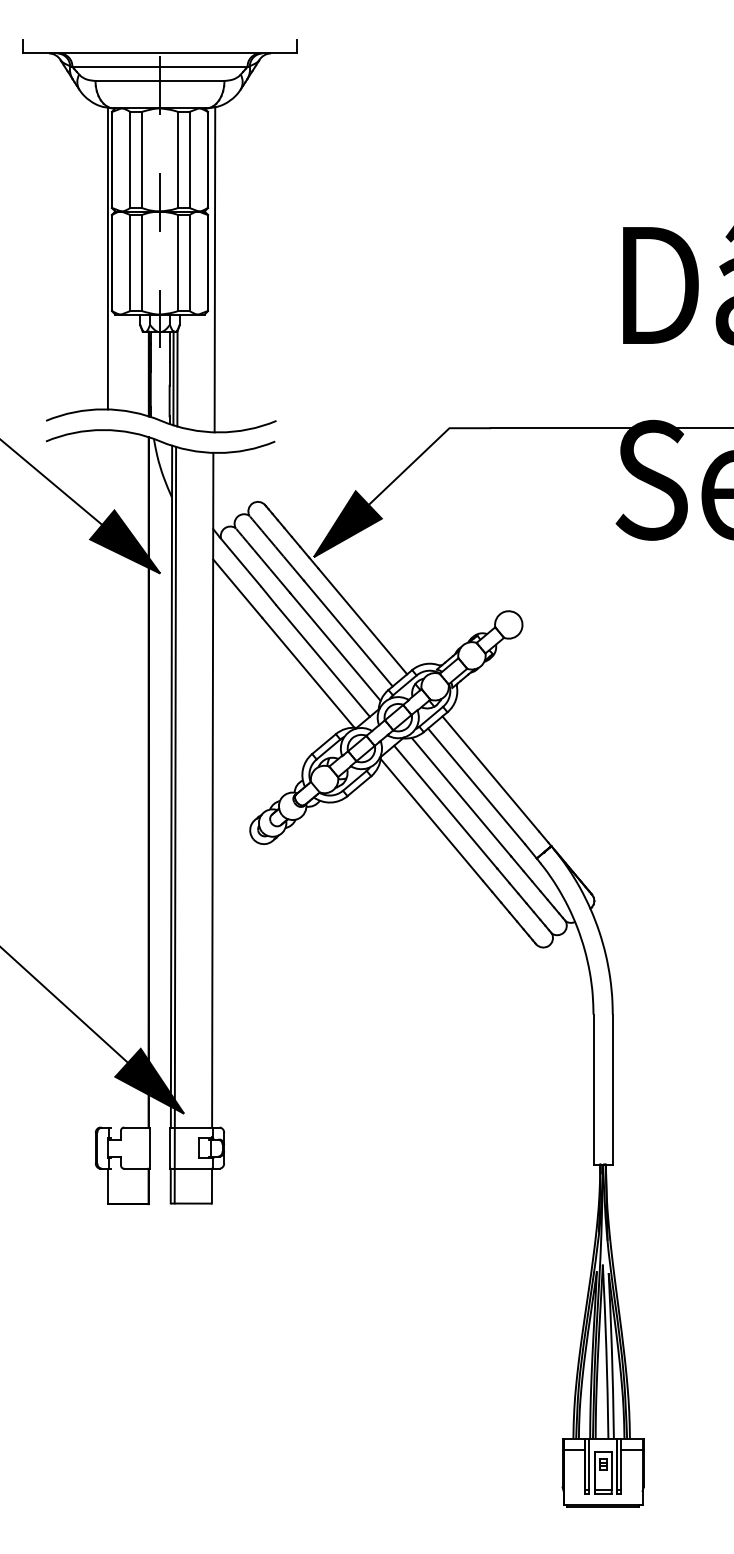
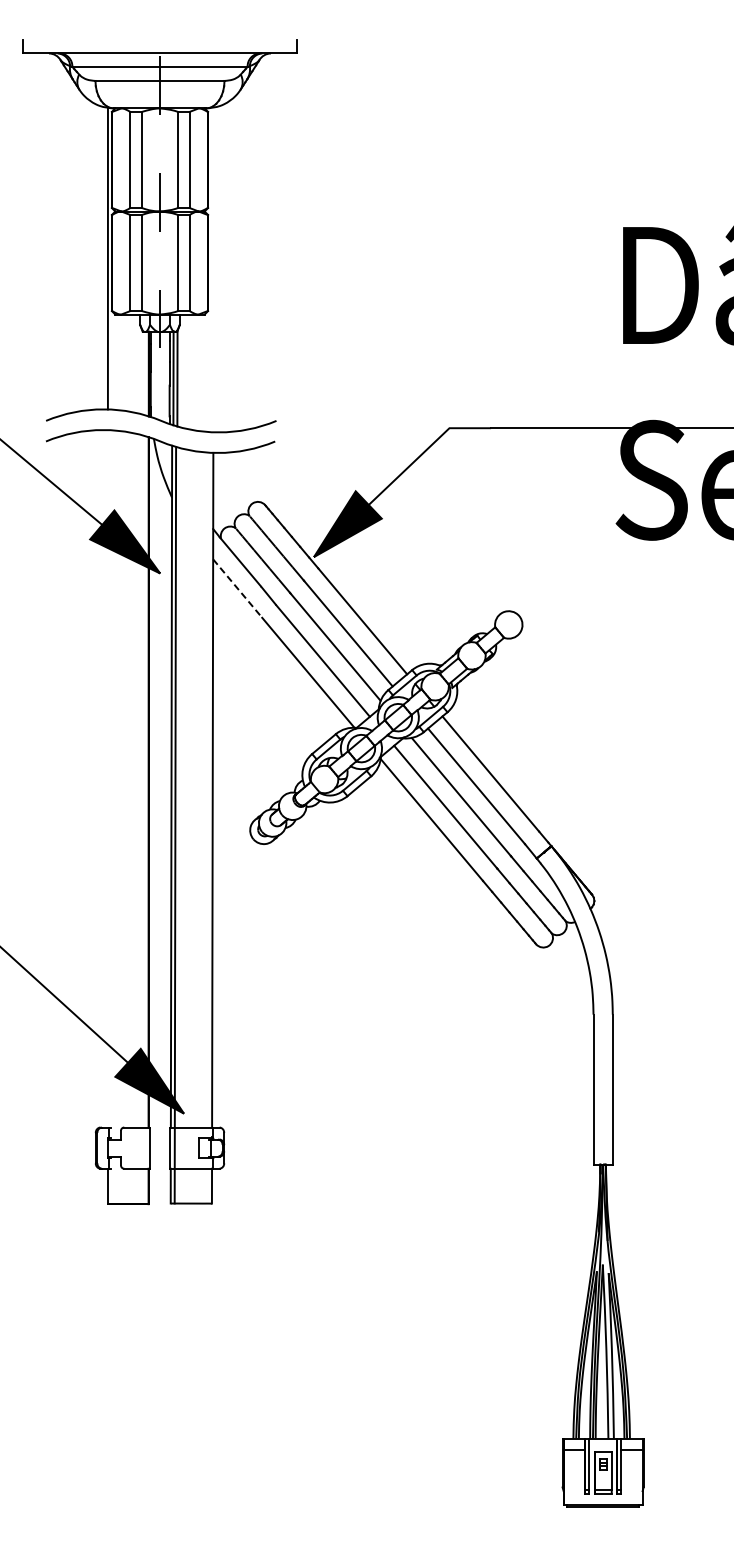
line: present -> none (214, 269)
line: solid -> dashed (238, 588)
